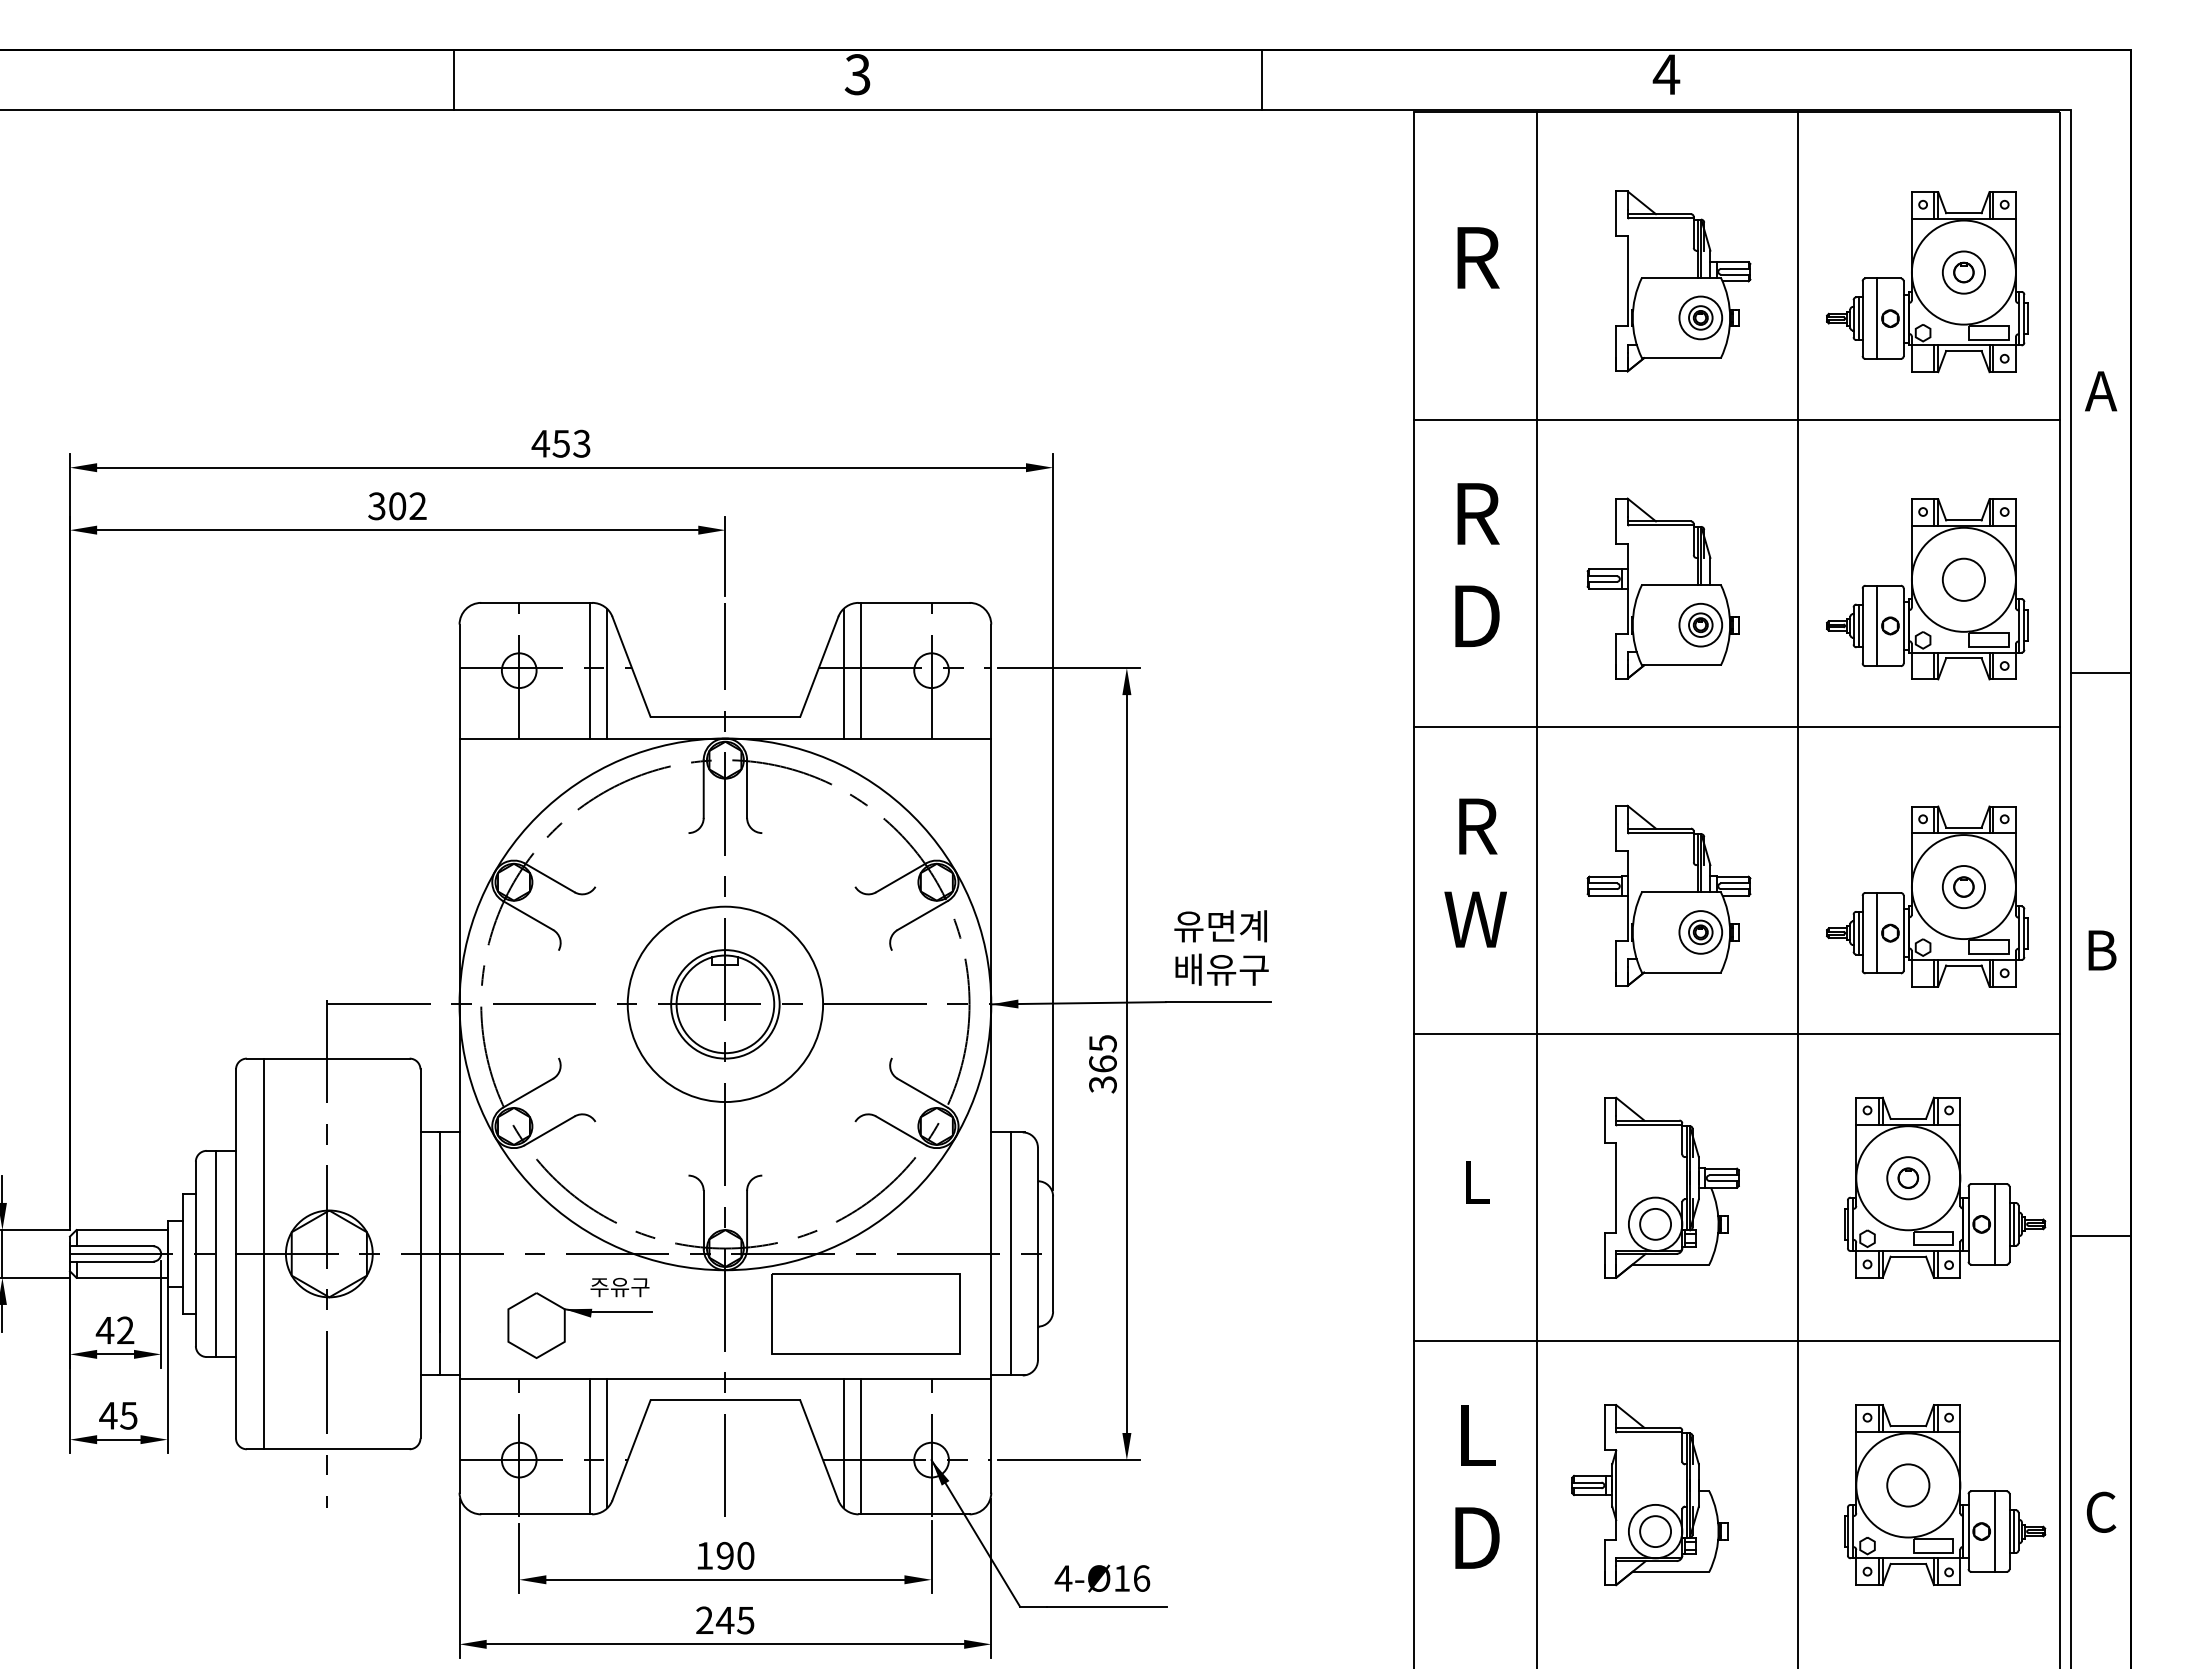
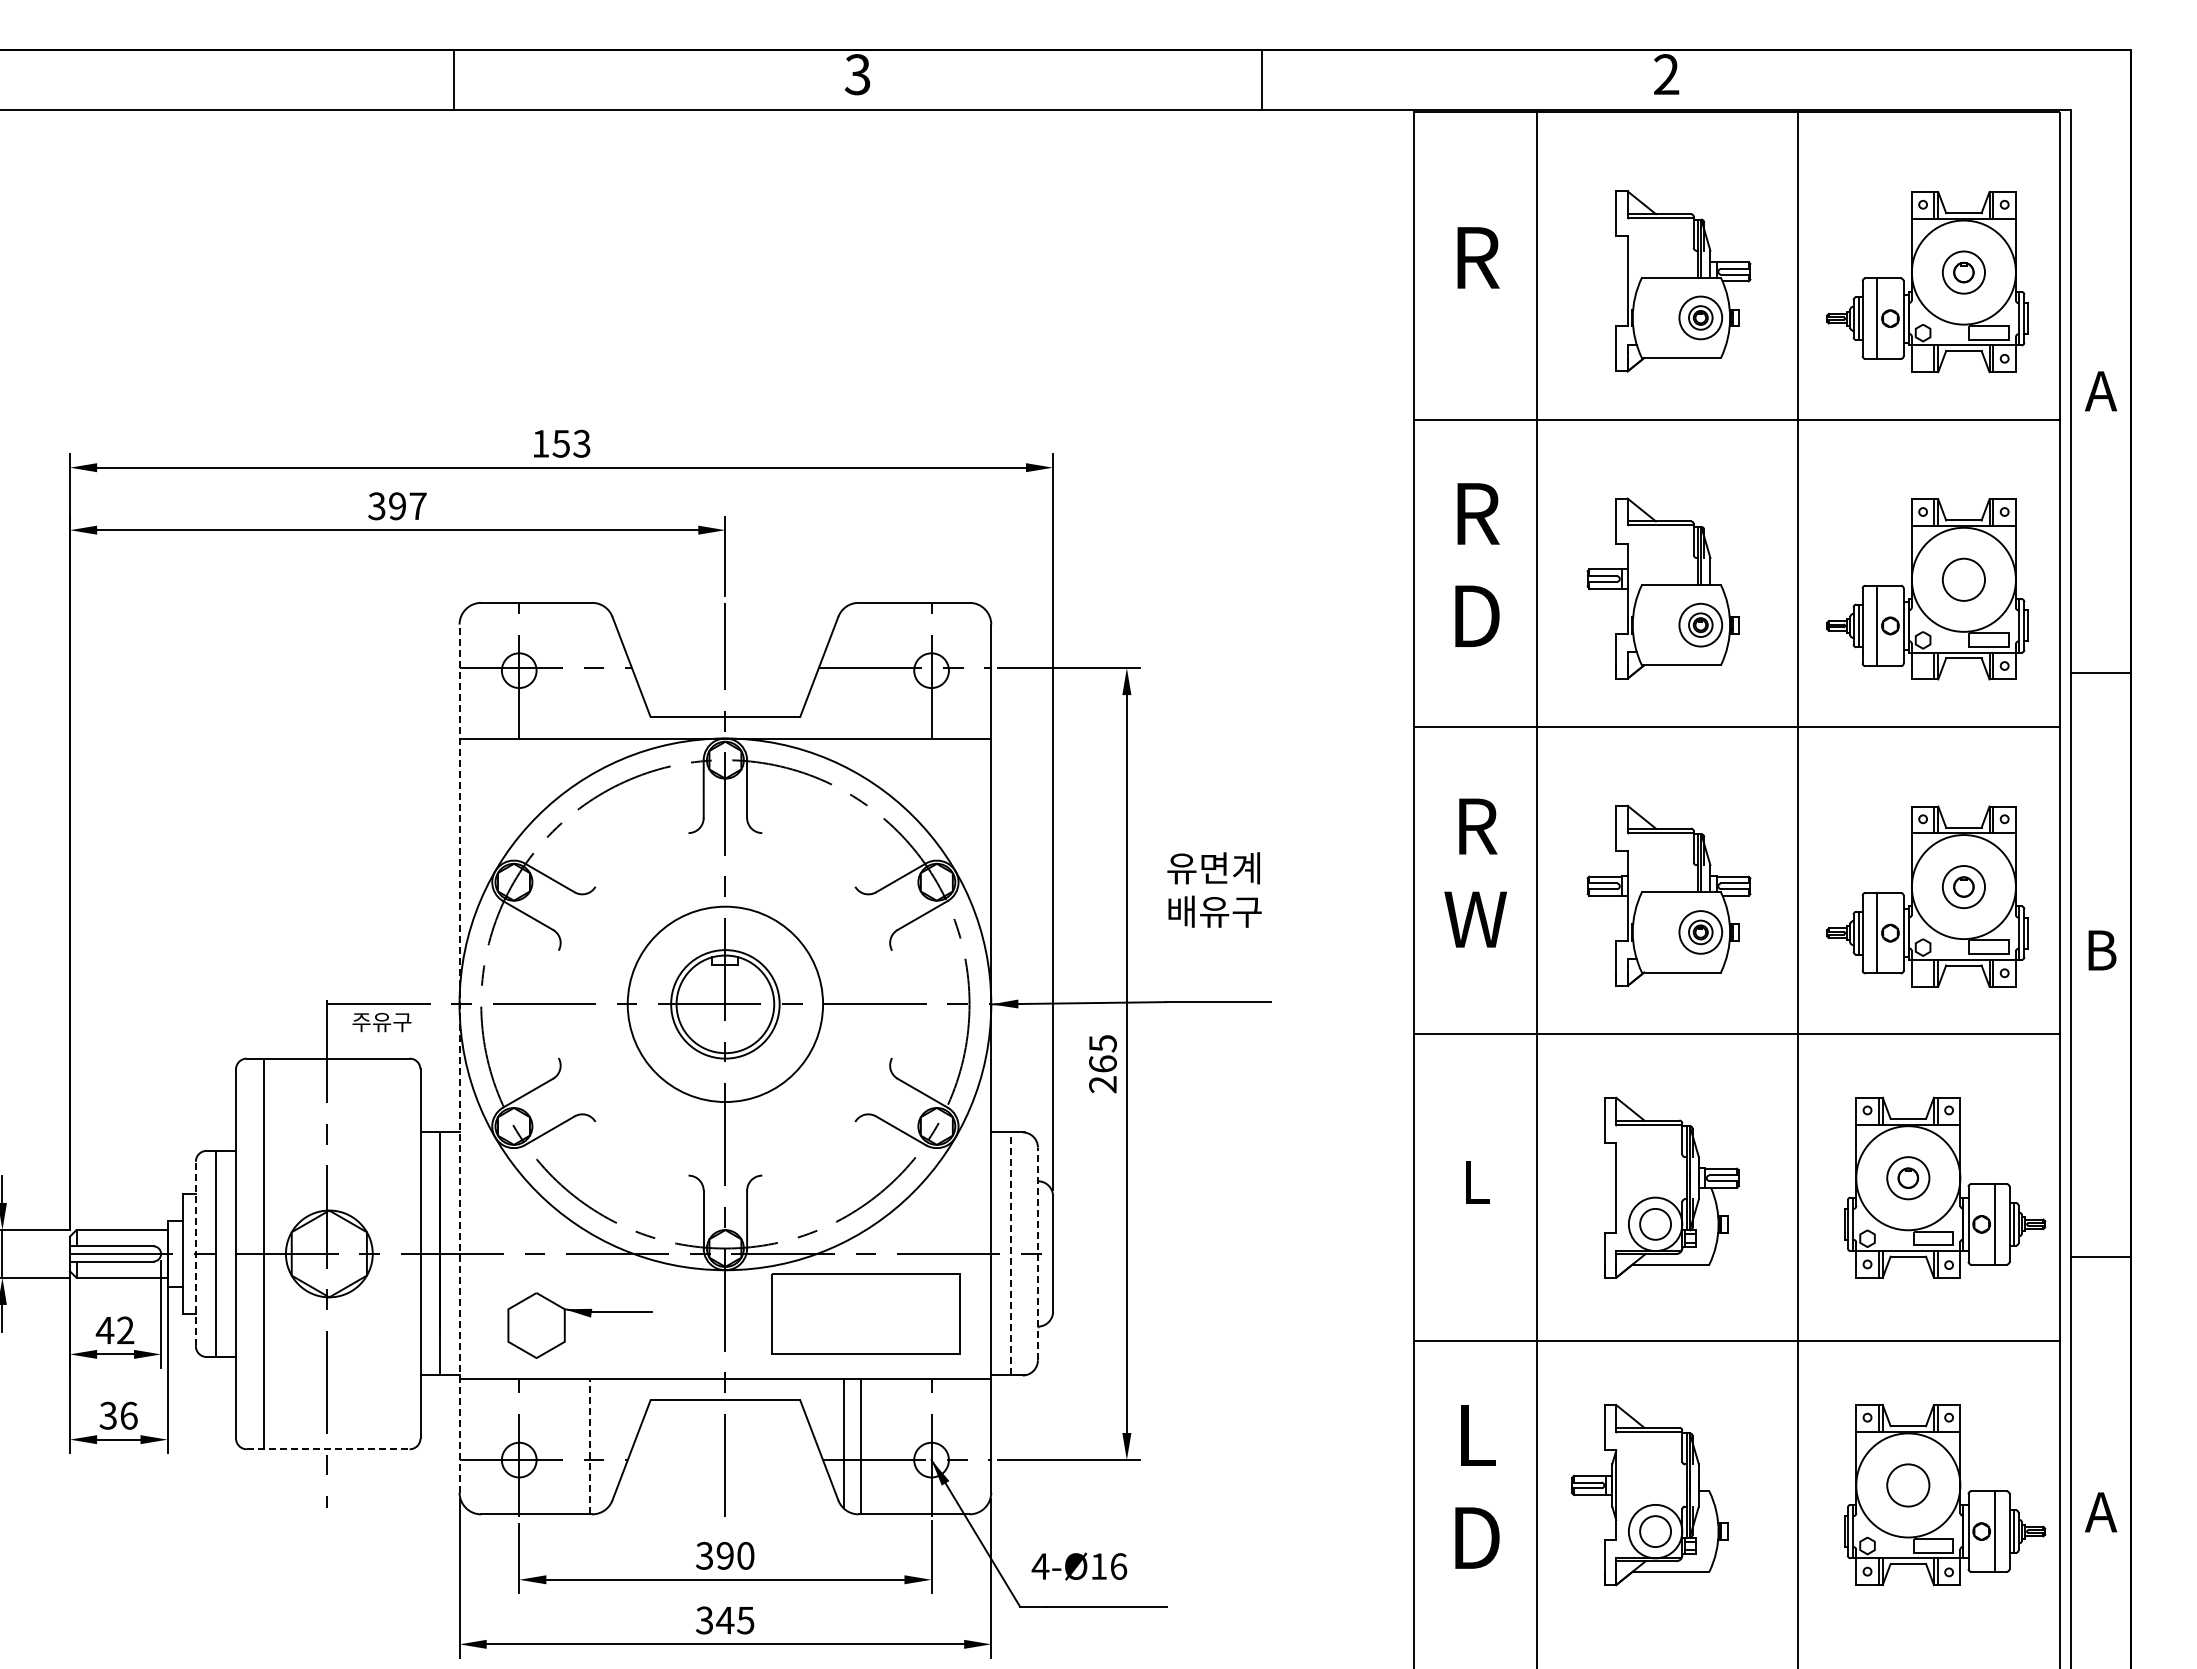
text: 4 -> 2 (1666, 74)
text: 453 -> 153 (540, 443)
text: 302 -> 397 (407, 506)
line: present -> none (589, 670)
line: present -> none (861, 670)
line: present -> none (607, 673)
line: present -> none (843, 673)
text position: (1221, 947) -> (1214, 889) (1214, 889)
line: solid -> dashed (459, 1058)
text: 365 -> 265 (1102, 1084)
line position: (2101, 1236) -> (2101, 1257) (2101, 1257)
line: solid -> dashed (195, 1253)
line: solid -> dashed (1010, 1253)
line: solid -> dashed (1037, 1253)
text position: (619, 1287) -> (381, 1022) (381, 1022)
text: 45 -> 36 (118, 1415)
line: present -> none (607, 1443)
line: solid -> dashed (589, 1446)
line: solid -> dashed (328, 1449)
text: C -> A (2101, 1511)
text: 190 -> 390 (703, 1555)
text position: (1102, 1578) -> (1079, 1566) (1079, 1566)
text: 245 -> 345 (704, 1620)
